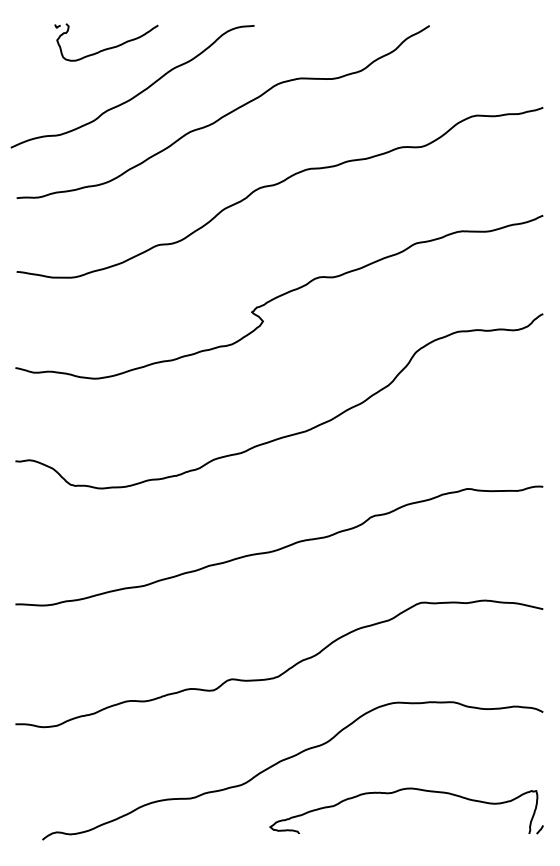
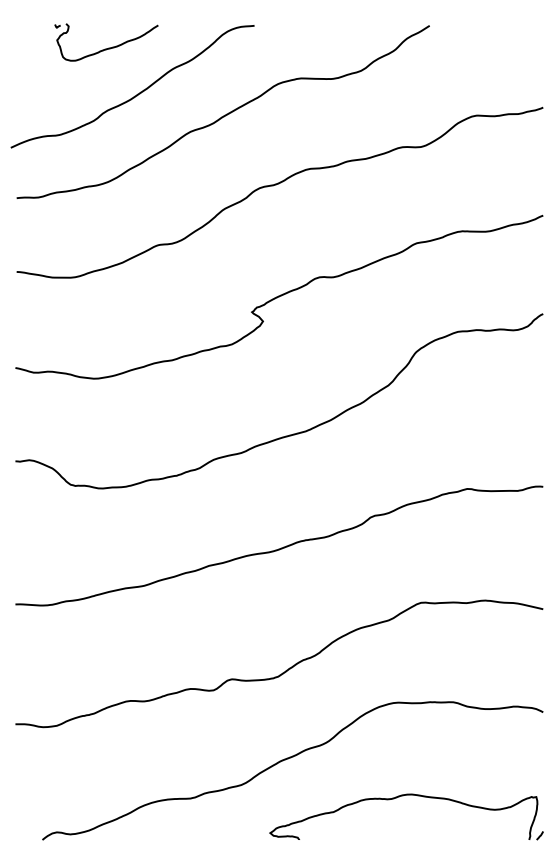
part position: (403, 790) -> (403, 796) (403, 796)
